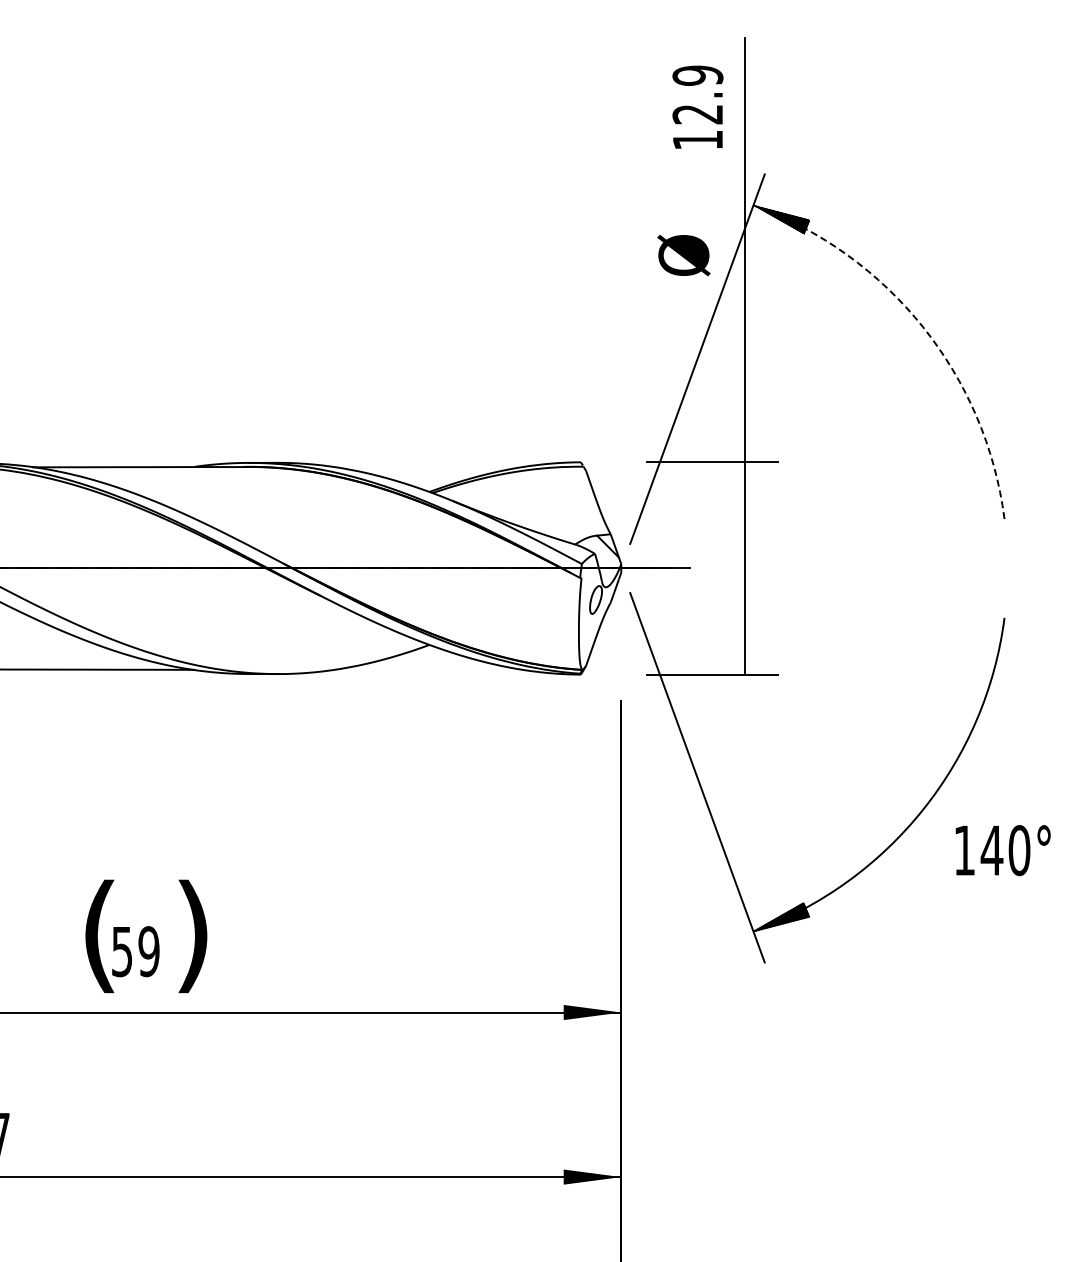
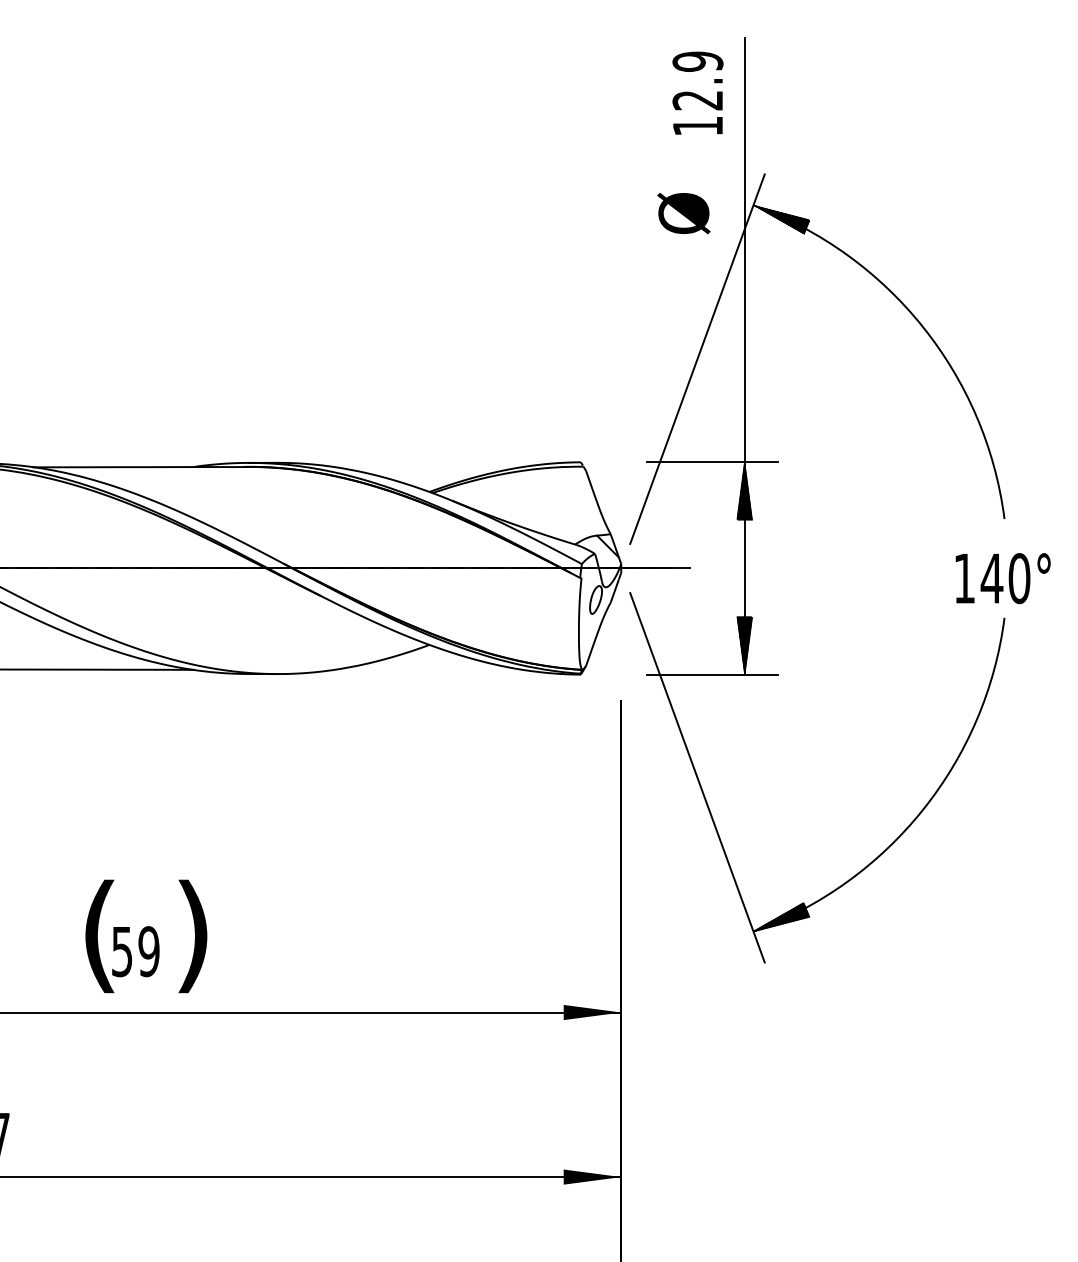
text position: (697, 106) -> (697, 92) (697, 92)
text position: (683, 255) -> (683, 213) (683, 213)
arc: dashed -> solid (922, 327)
hatch: none -> present (744, 490)
hatch: none -> present (744, 645)
text position: (1002, 850) -> (1002, 578) (1002, 578)
